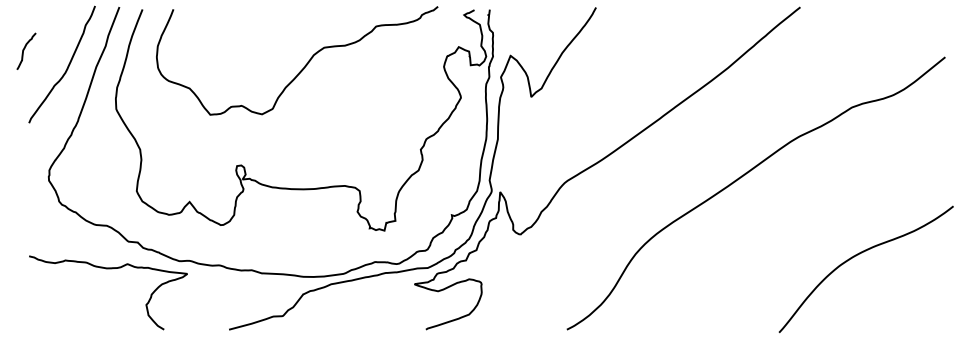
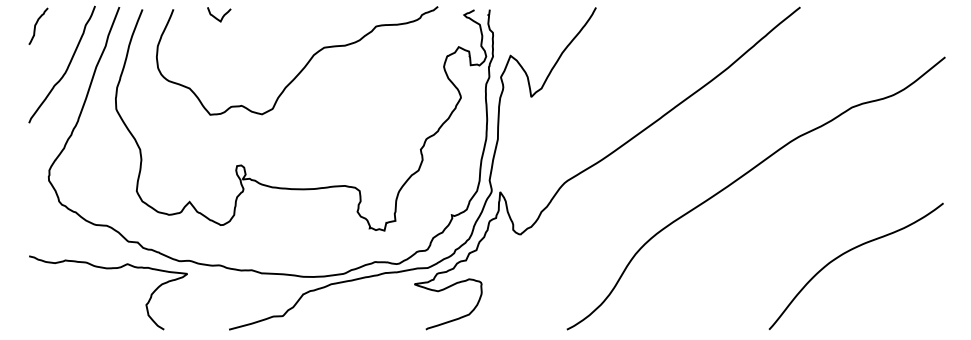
curve: none -> present (222, 16)
curve position: (24, 50) -> (36, 25) (36, 25)
curve position: (858, 255) -> (848, 252) (848, 252)
